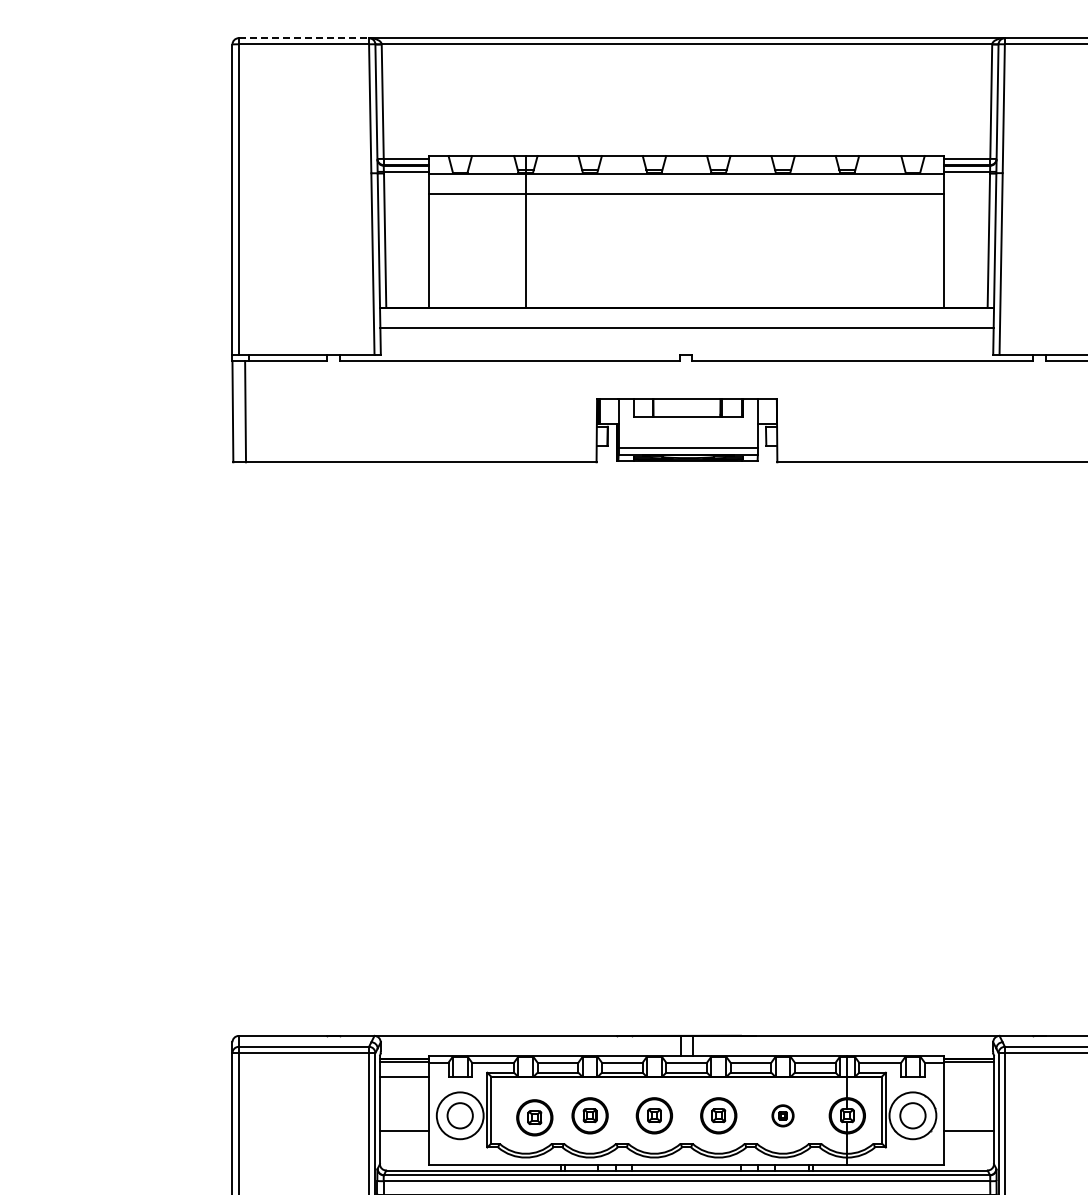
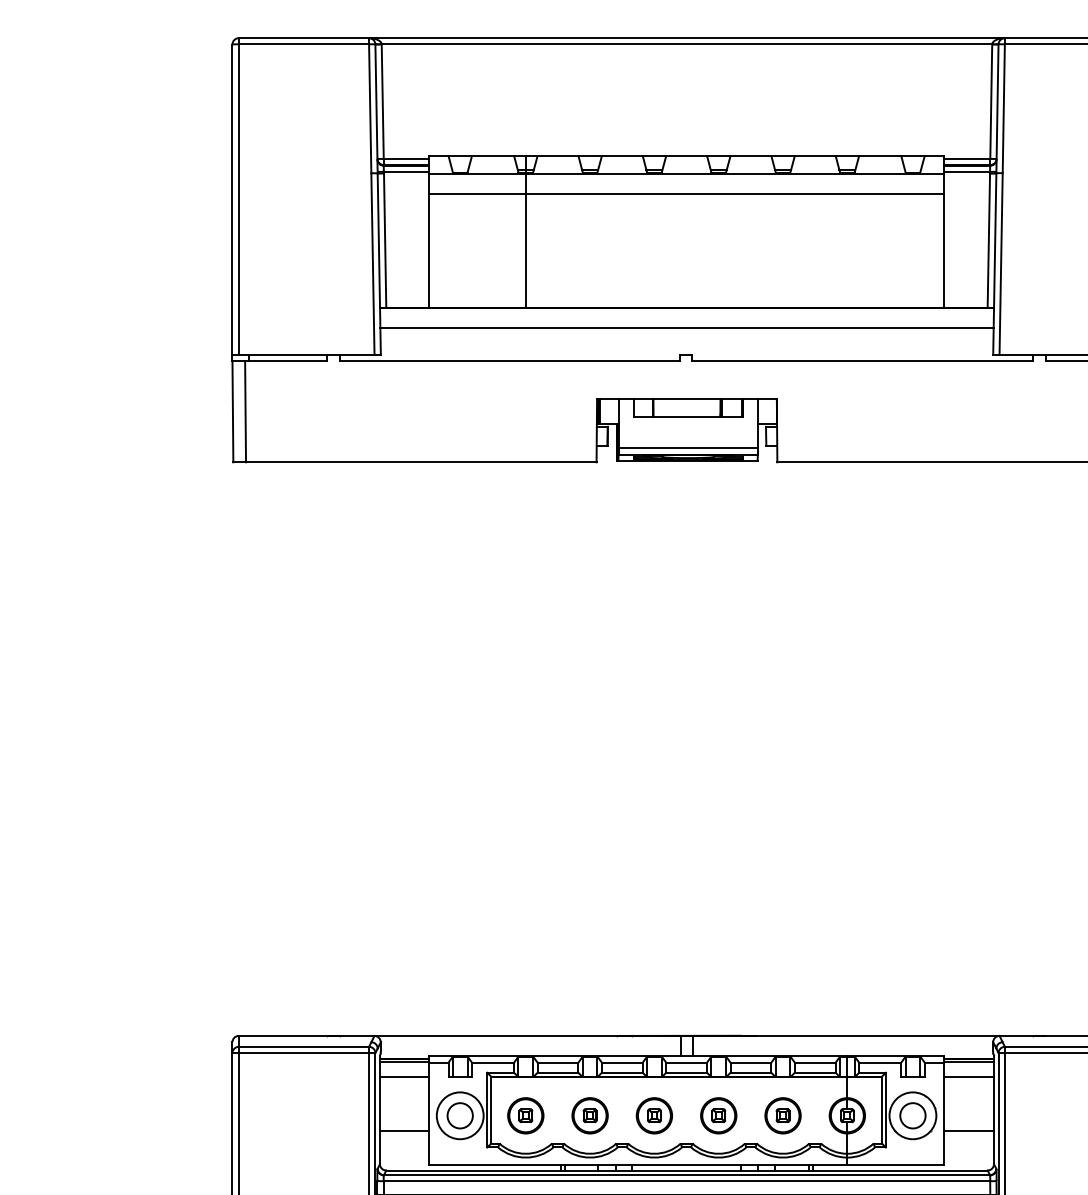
line: dashed -> solid (304, 38)
line: none -> present (968, 1076)
part size: 24x24 px -> 38x38 px (782, 1115)
part position: (534, 1117) -> (525, 1115) (525, 1115)
